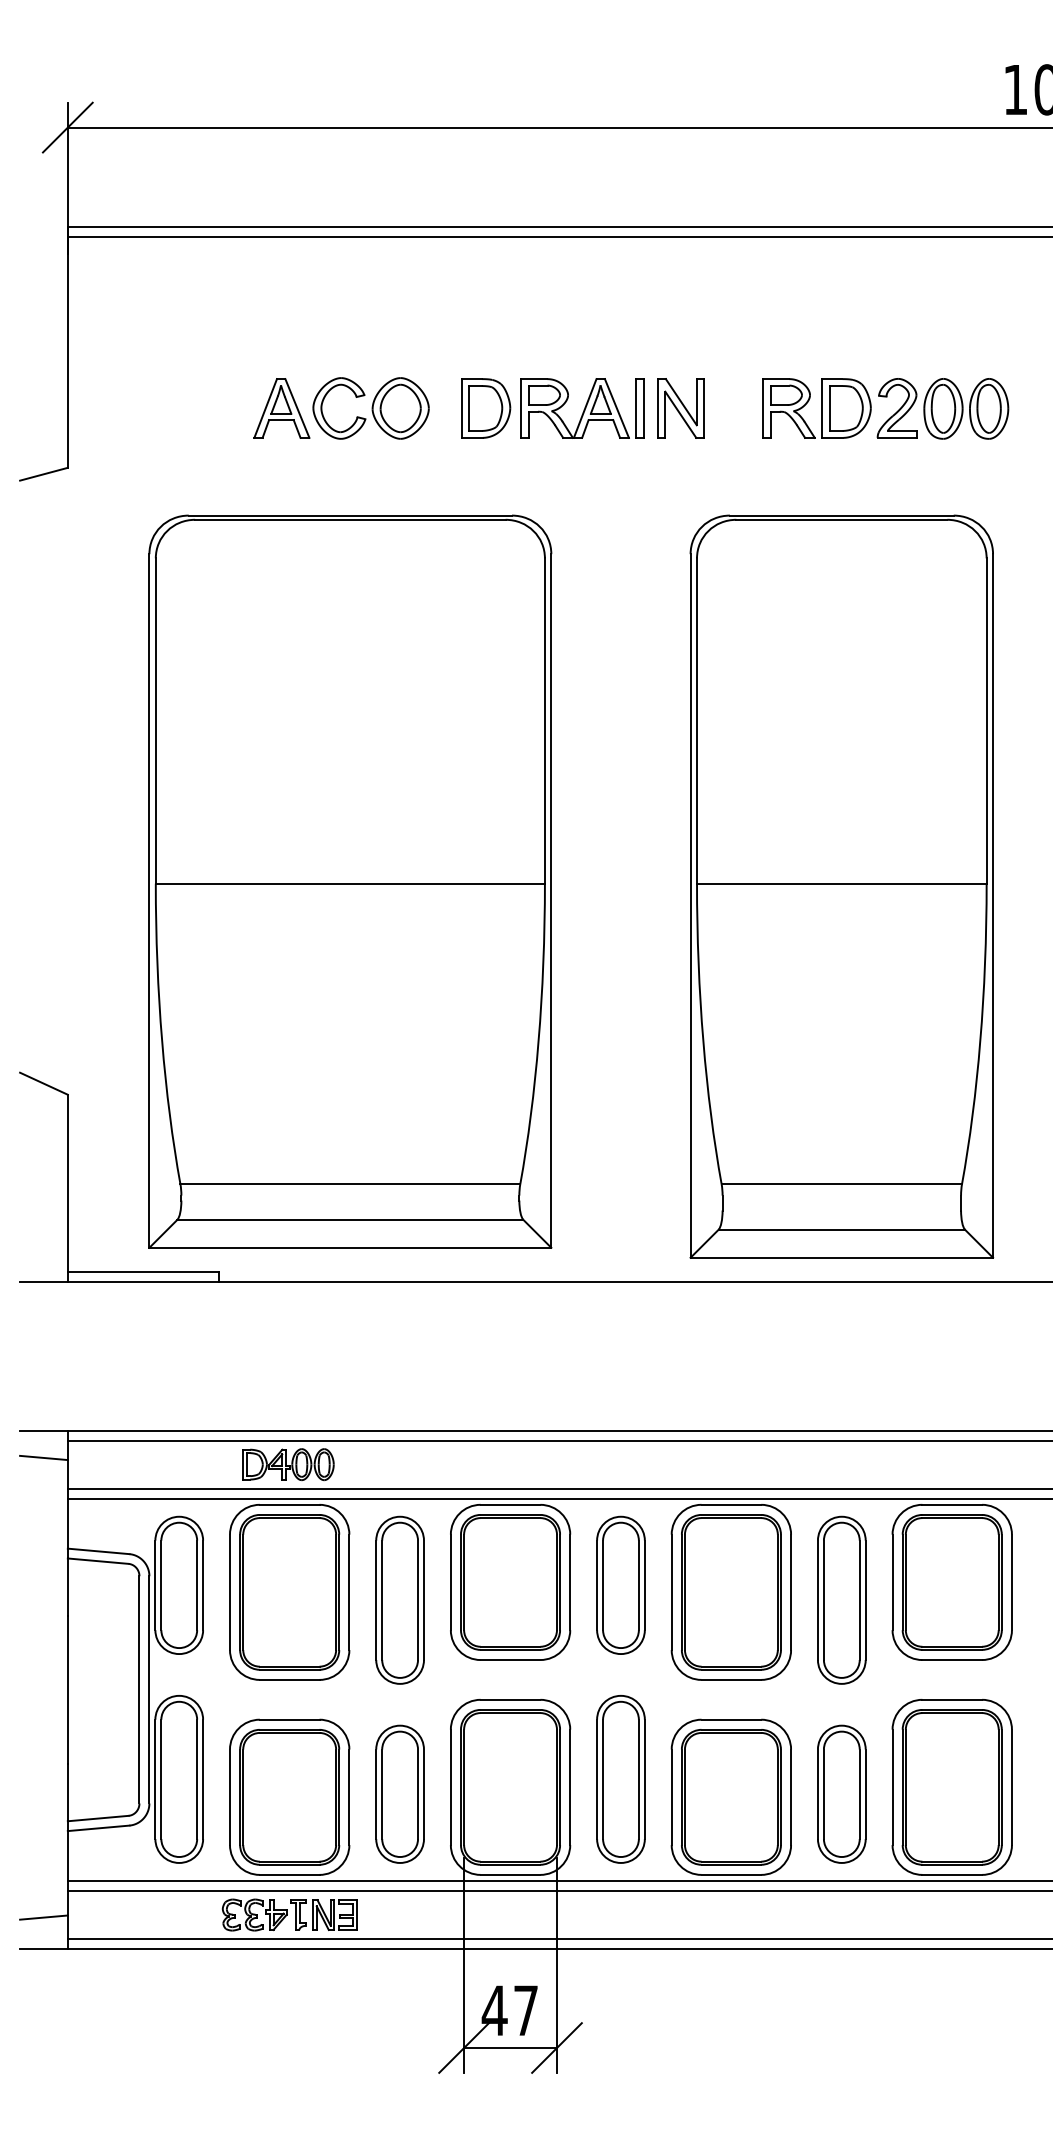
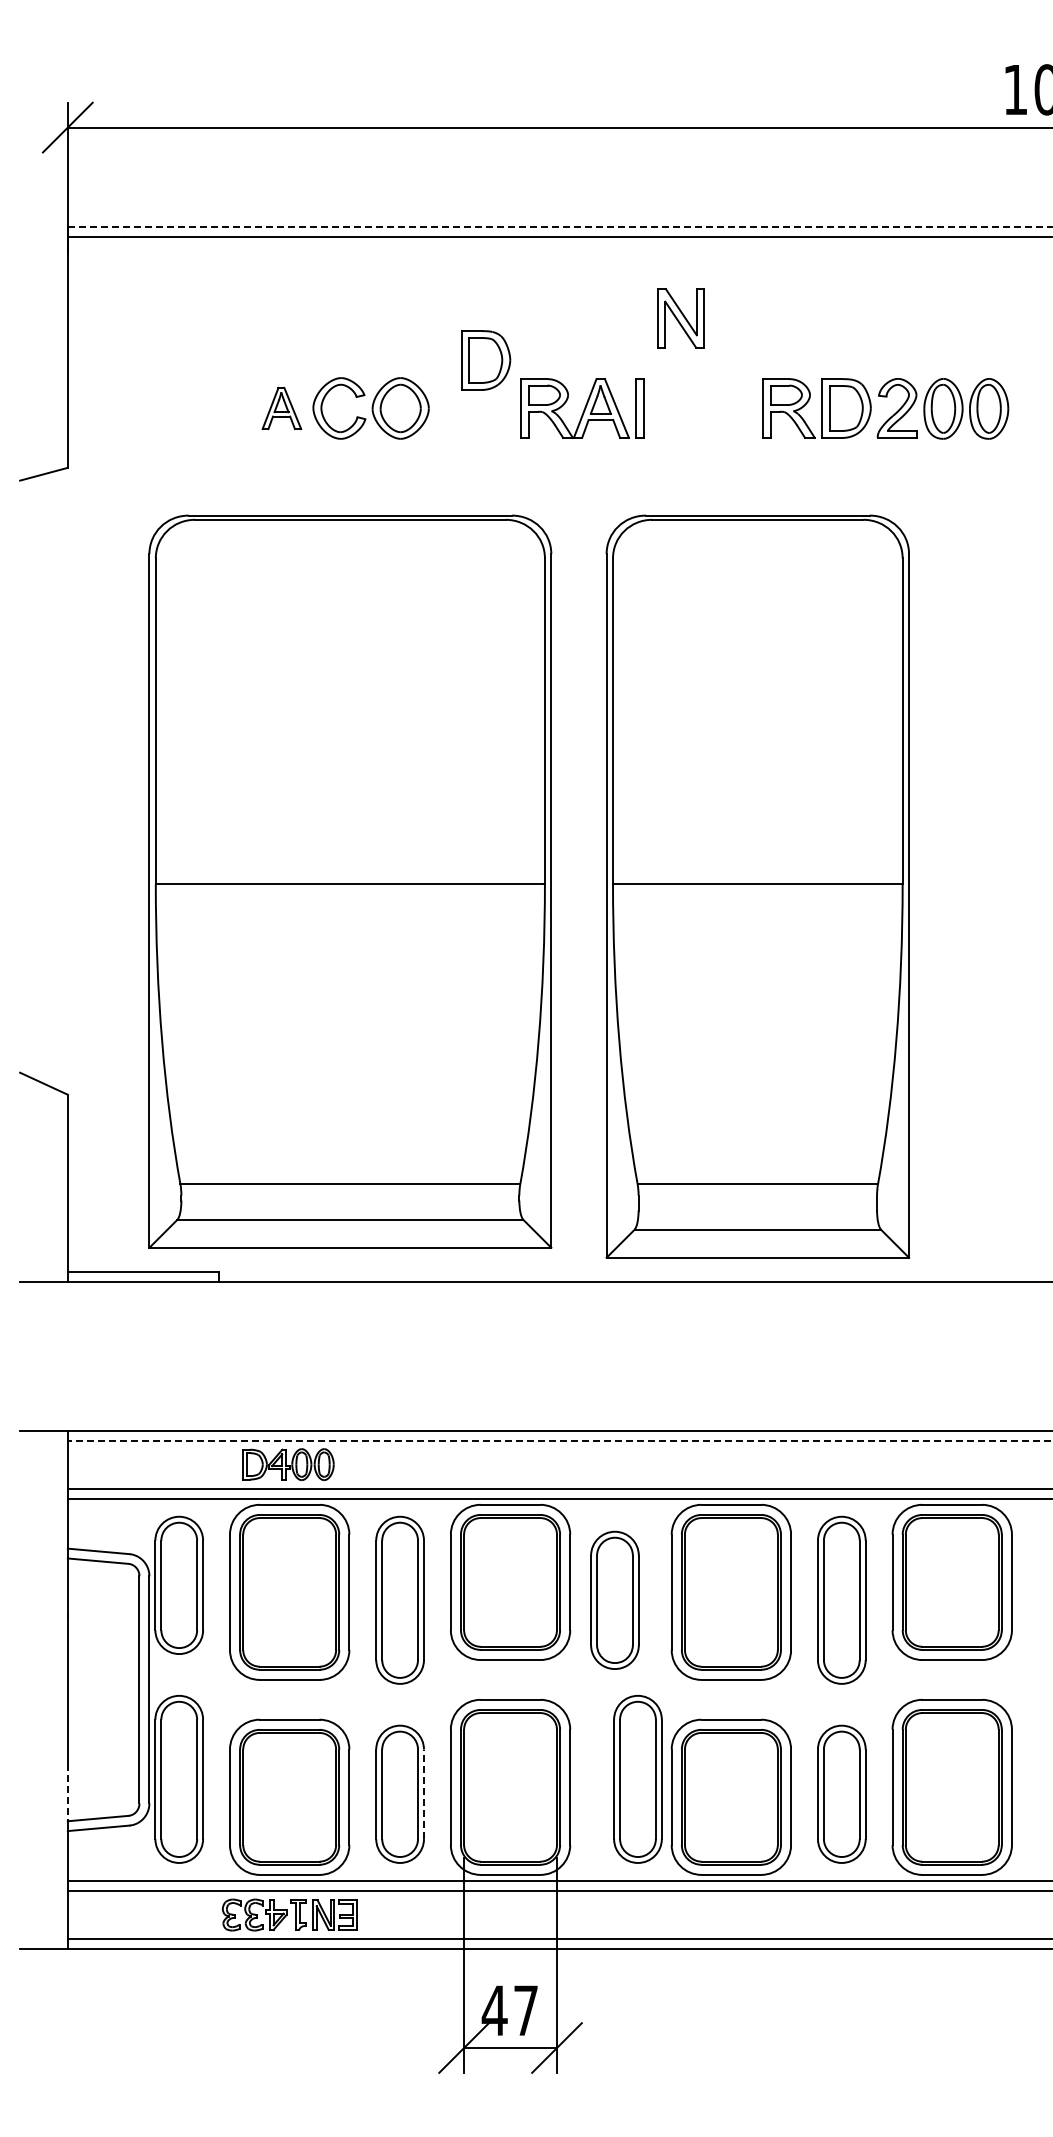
line: solid -> dashed (560, 227)
part size: 58x61 px -> 42x45 px (281, 408)
part position: (486, 408) -> (486, 360) (486, 360)
part position: (680, 408) -> (680, 318) (680, 318)
part position: (841, 886) -> (757, 886) (757, 886)
line: solid -> dashed (559, 1441)
line: present -> none (43, 1457)
part position: (620, 1584) -> (614, 1599) (614, 1599)
part position: (620, 1779) -> (637, 1779) (637, 1779)
line: solid -> dashed (67, 1792)
line: solid -> dashed (423, 1794)
line: present -> none (43, 1917)
